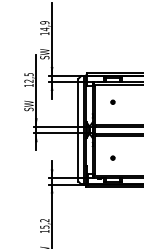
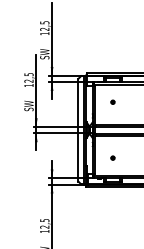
text: 14,9 -> 12,5 (44, 26)
text: 15,2 -> 12,5 (44, 223)
